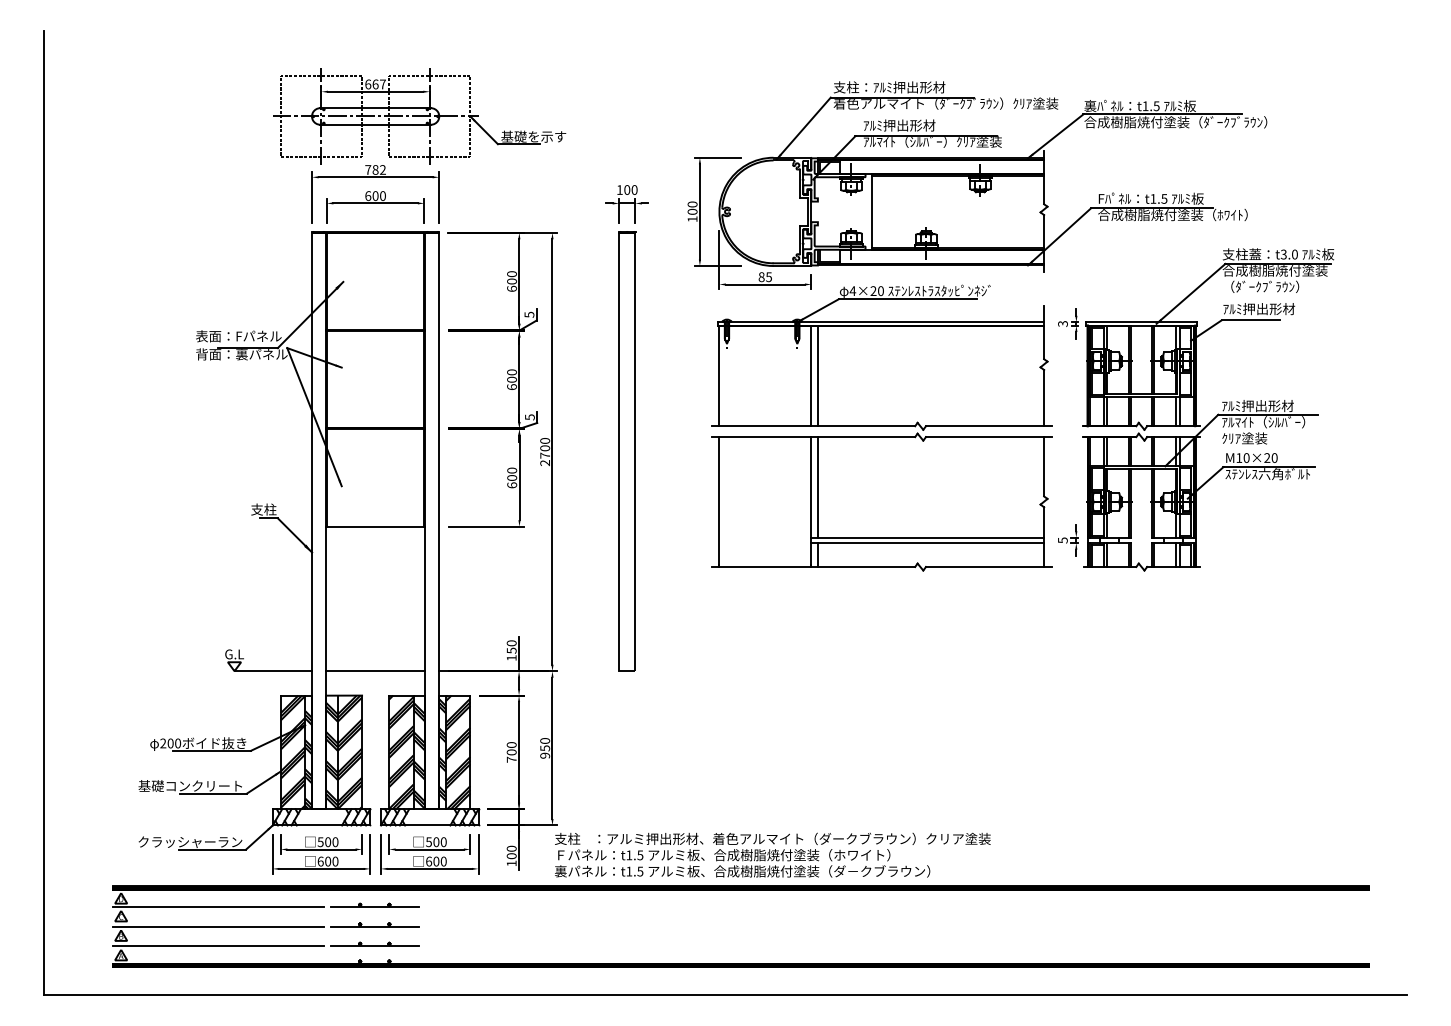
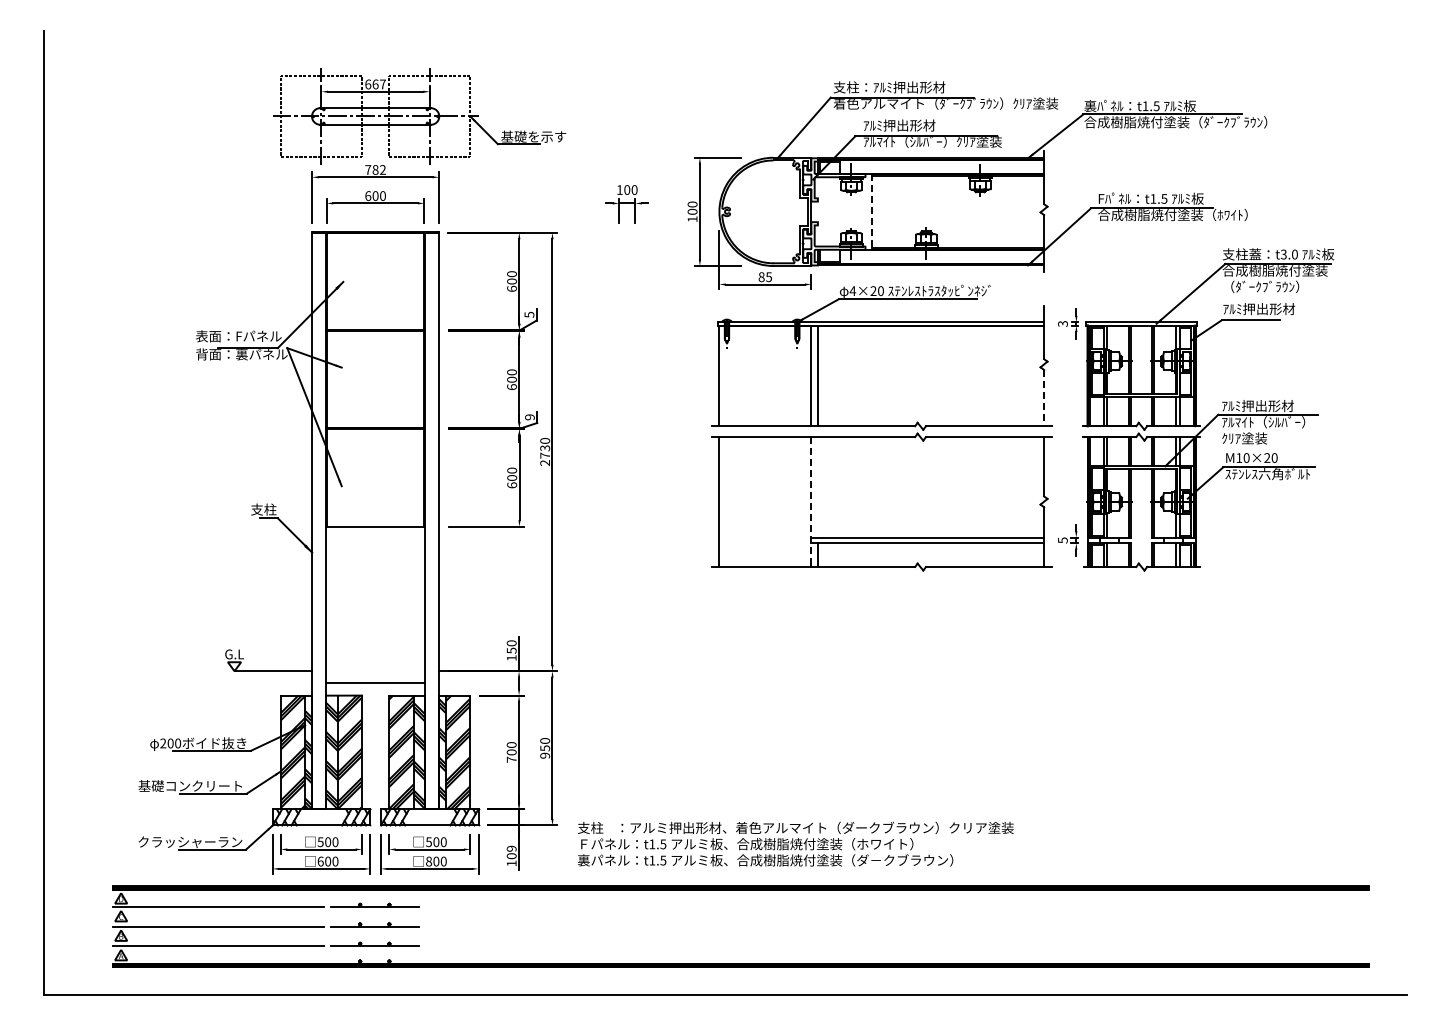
line: solid -> dashed (872, 211)
line: solid -> dashed (1044, 398)
text: 5 -> 9 (529, 417)
text: 2700 -> 2730 (545, 448)
part: present -> none (627, 451)
line: present -> none (817, 487)
line: solid -> dashed (811, 502)
line position: (375, 671) -> (375, 683) (375, 683)
text: 100 -> 109 (511, 848)
text position: (772, 854) -> (795, 843) (795, 843)
text: 600 -> 800 (429, 861)
